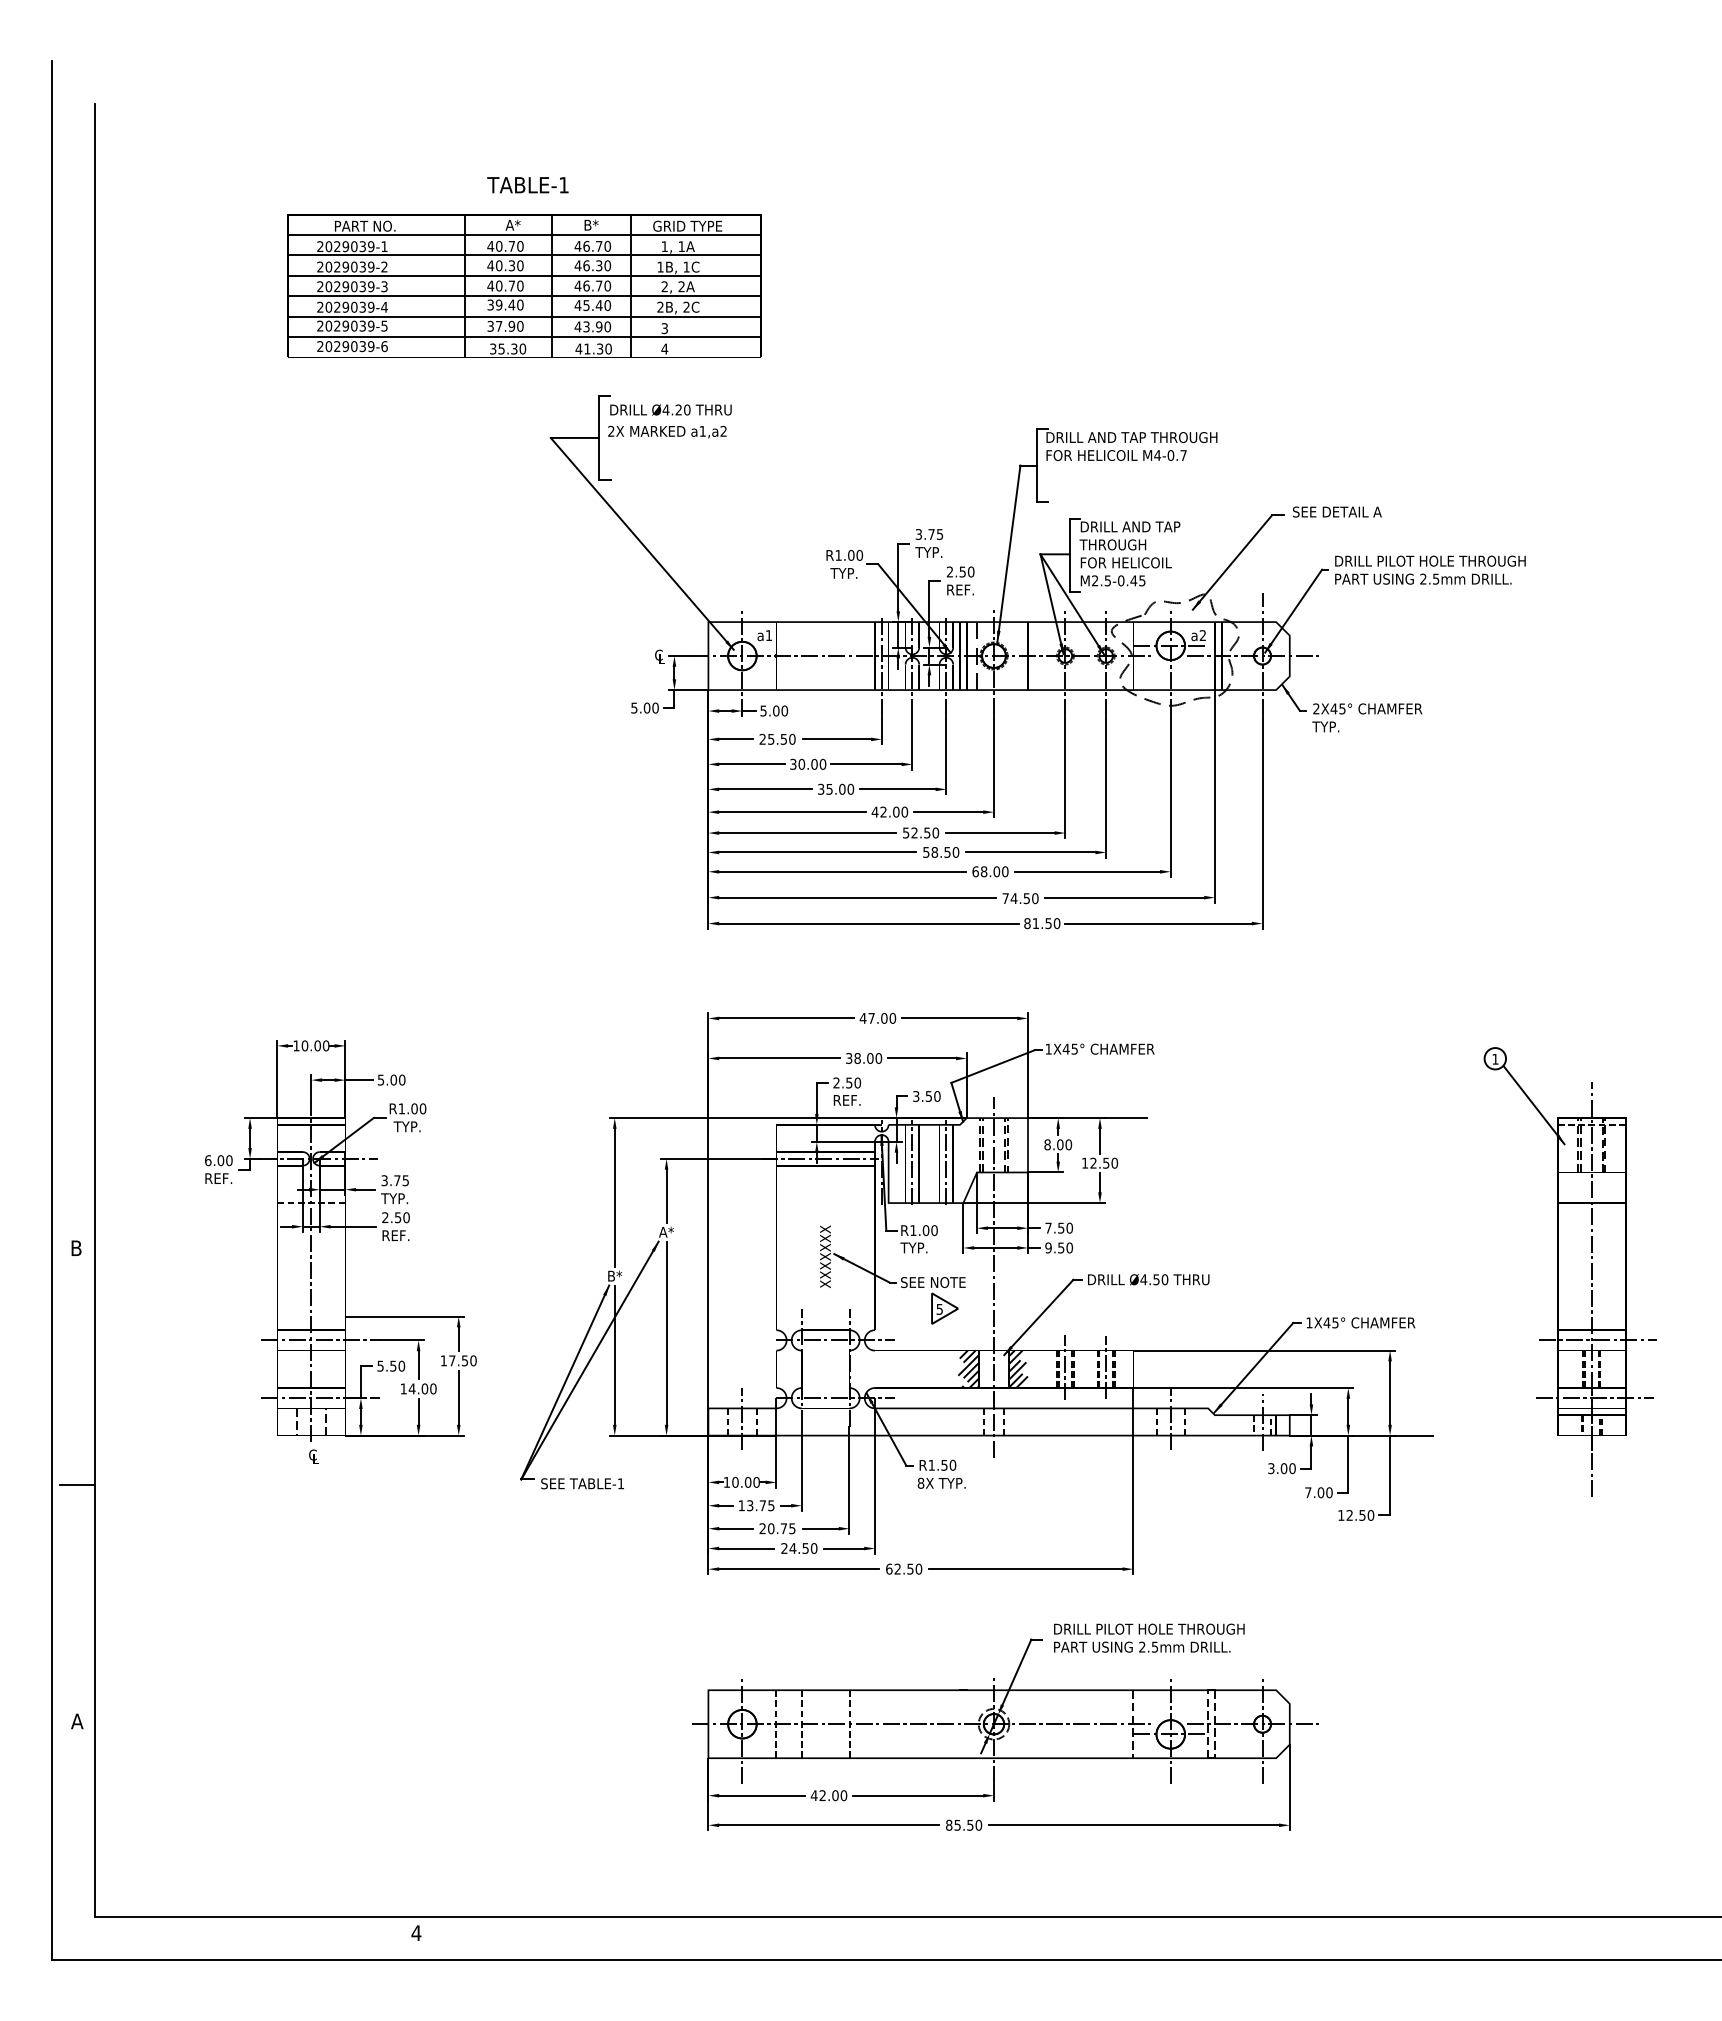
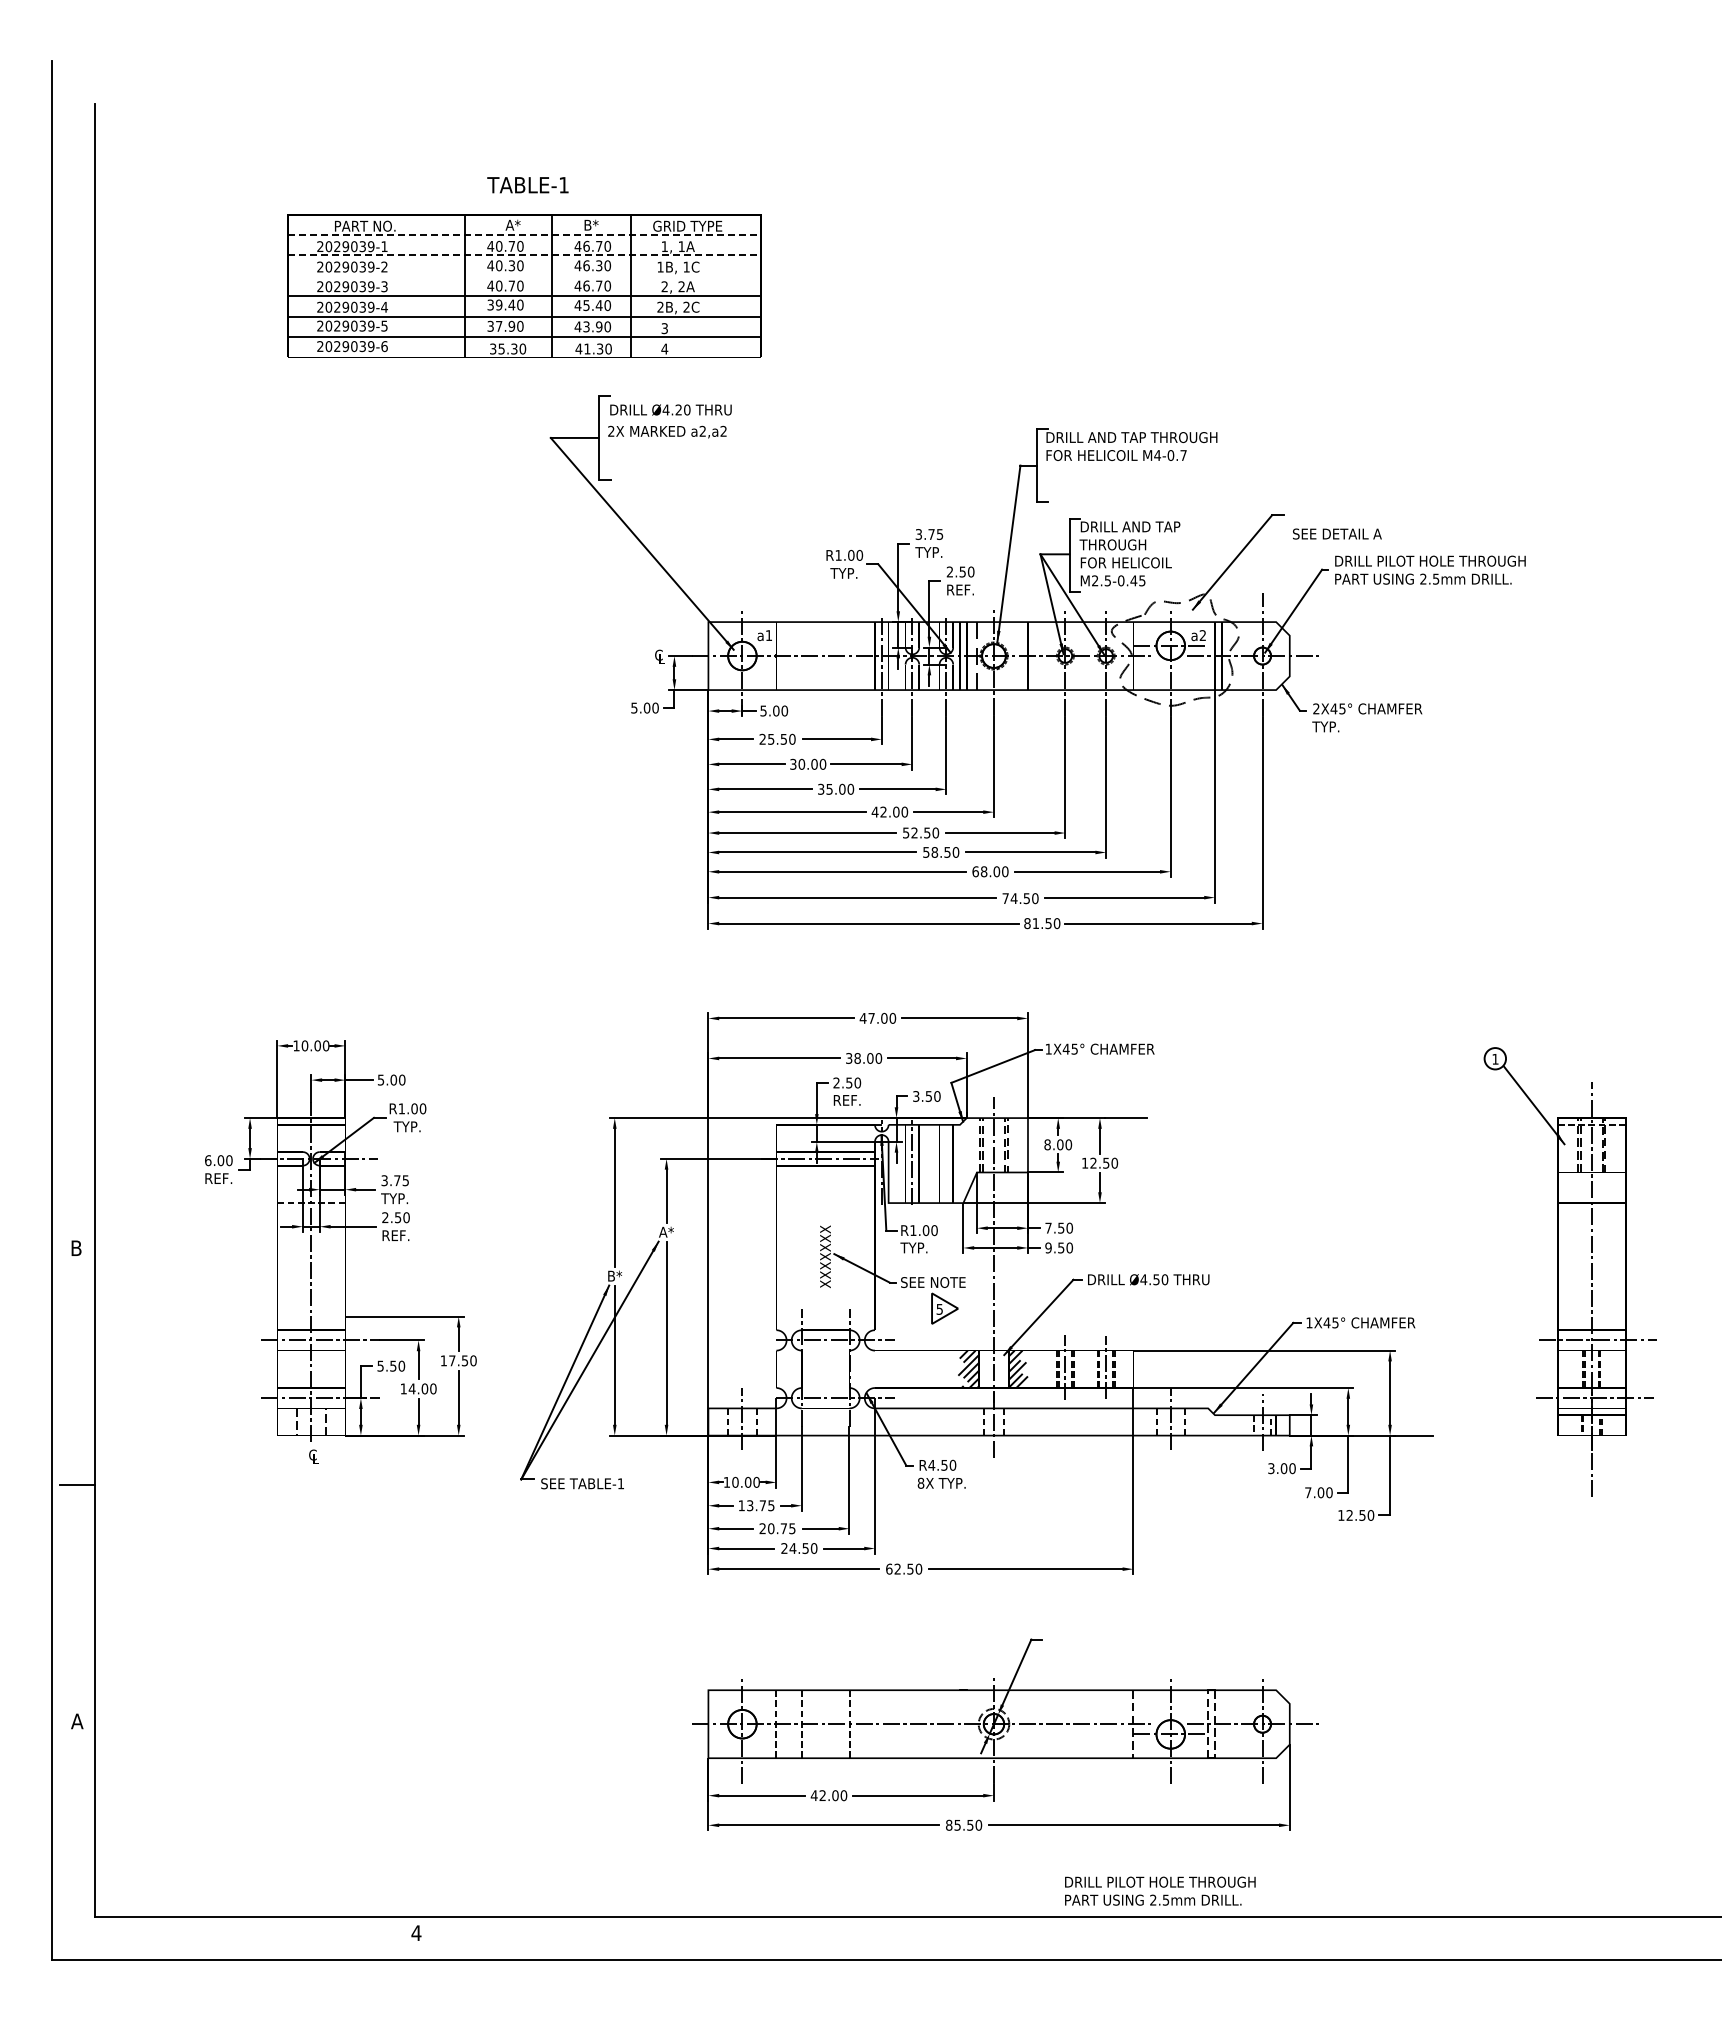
line: solid -> dashed (524, 235)
line: solid -> dashed (524, 255)
line: present -> none (524, 275)
text: a1,a2 -> a2,a2 (702, 430)
text position: (1337, 511) -> (1337, 533) (1337, 533)
line: present -> none (946, 1162)
text: R1.50 -> R4.50 (931, 1465)
text position: (1149, 1637) -> (1160, 1890) (1160, 1890)
